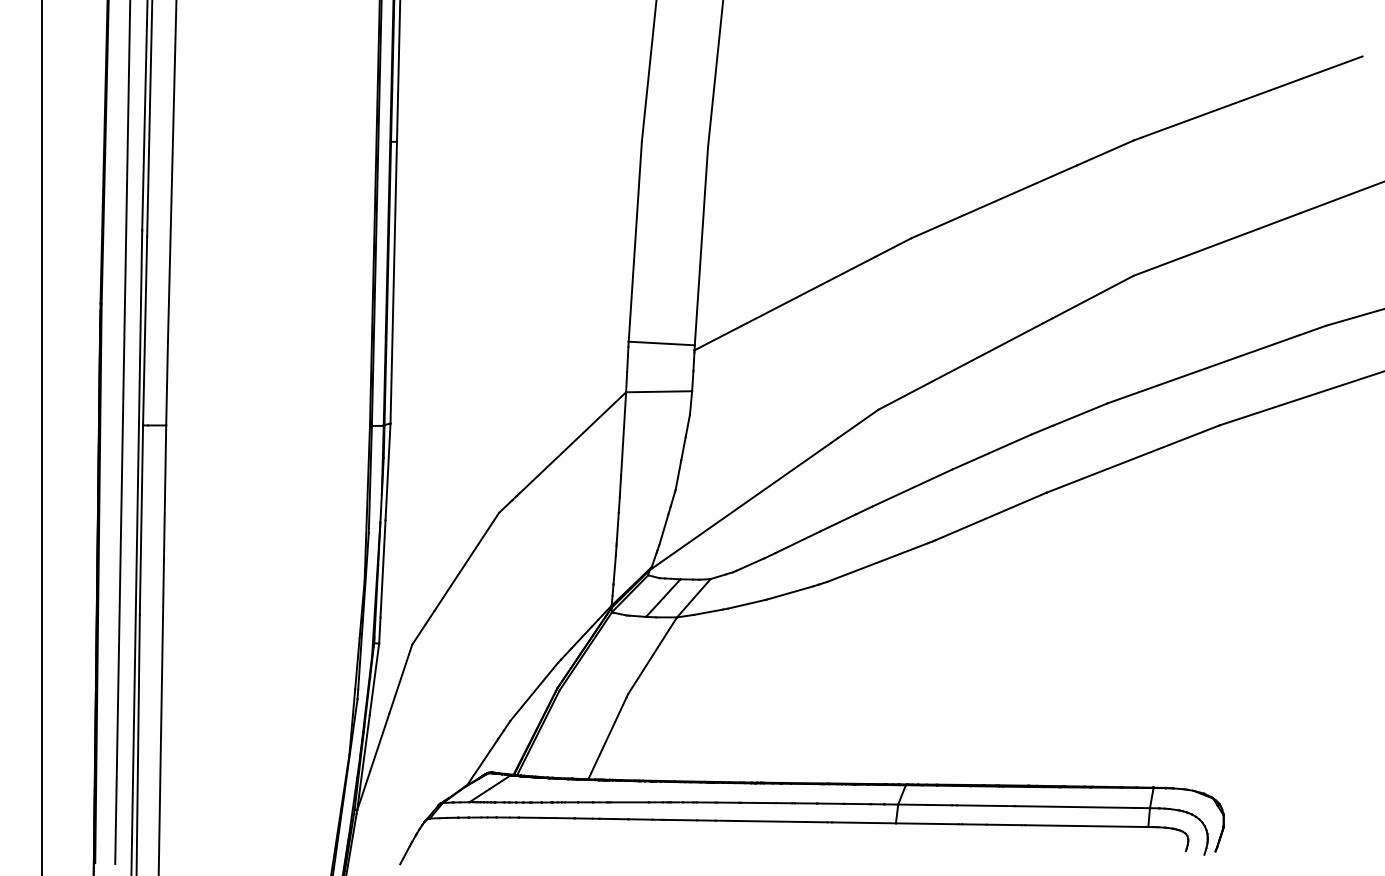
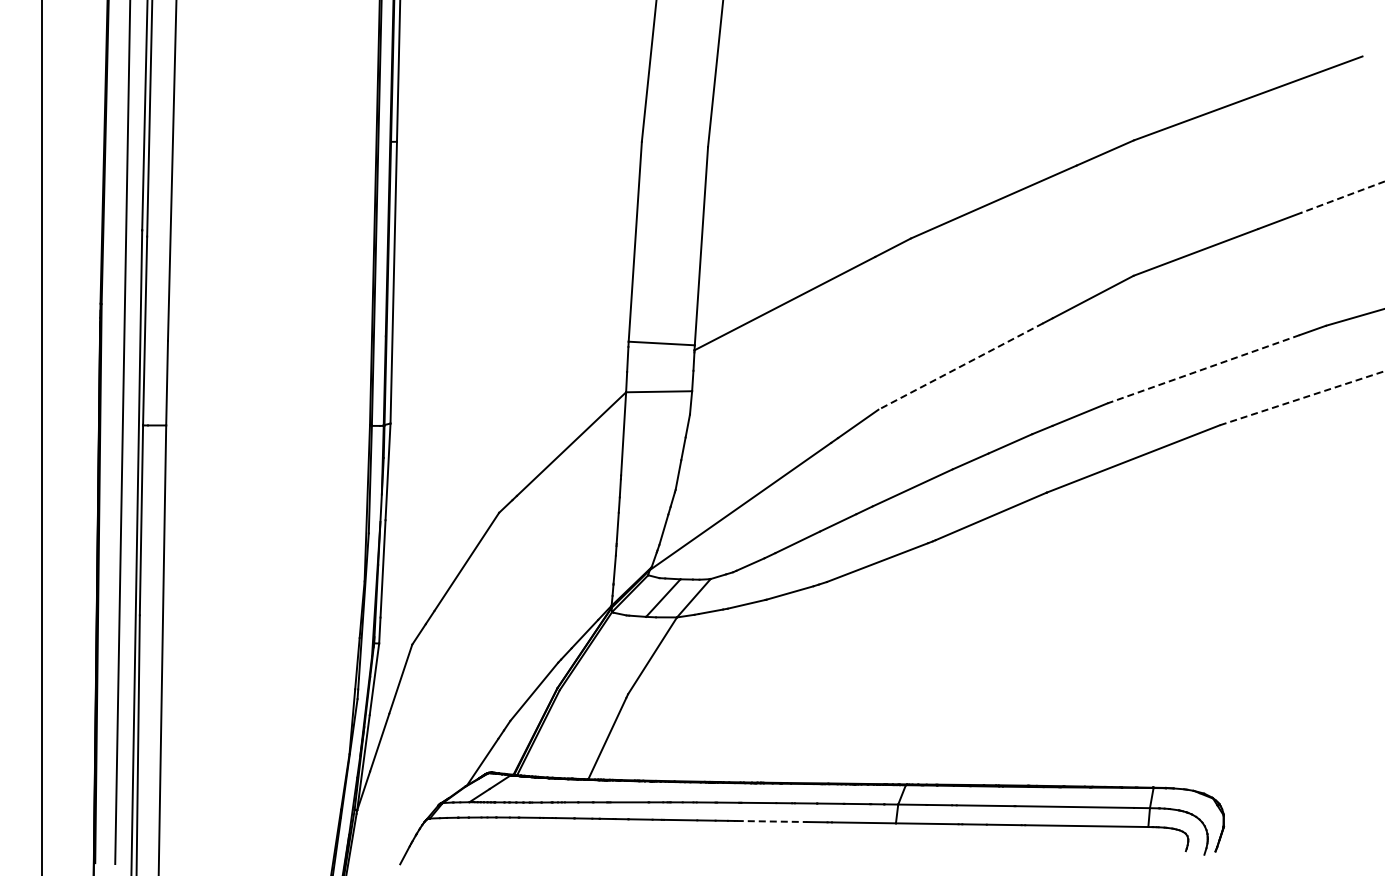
line: solid -> dashed (1342, 197)
line: solid -> dashed (960, 366)
line: solid -> dashed (1203, 369)
line: solid -> dashed (1302, 398)
line: solid -> dashed (772, 821)
